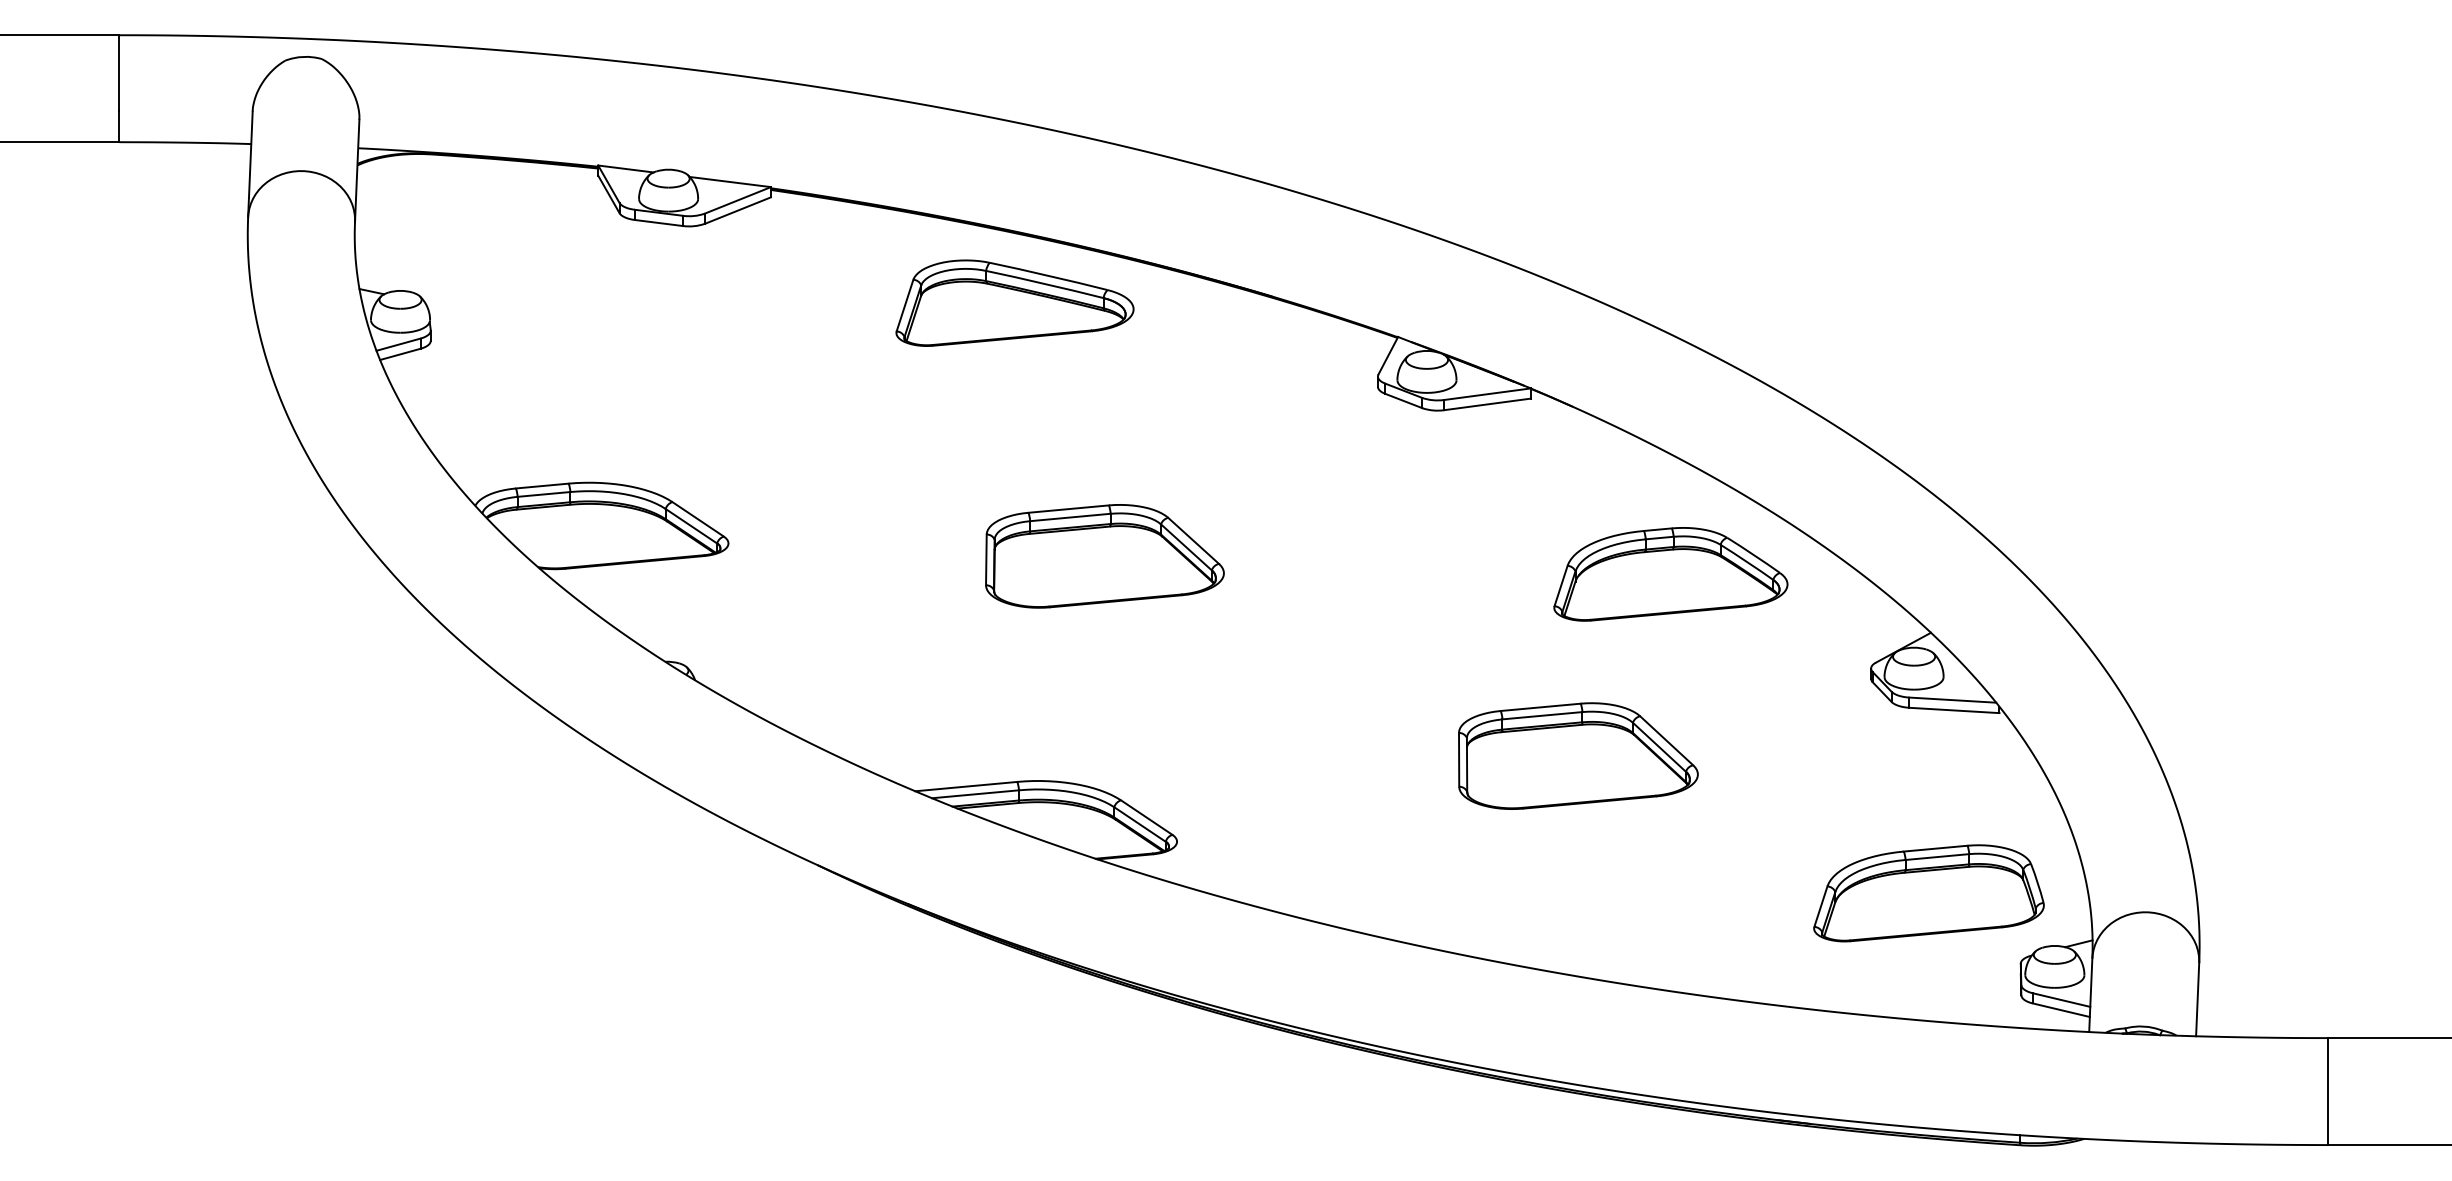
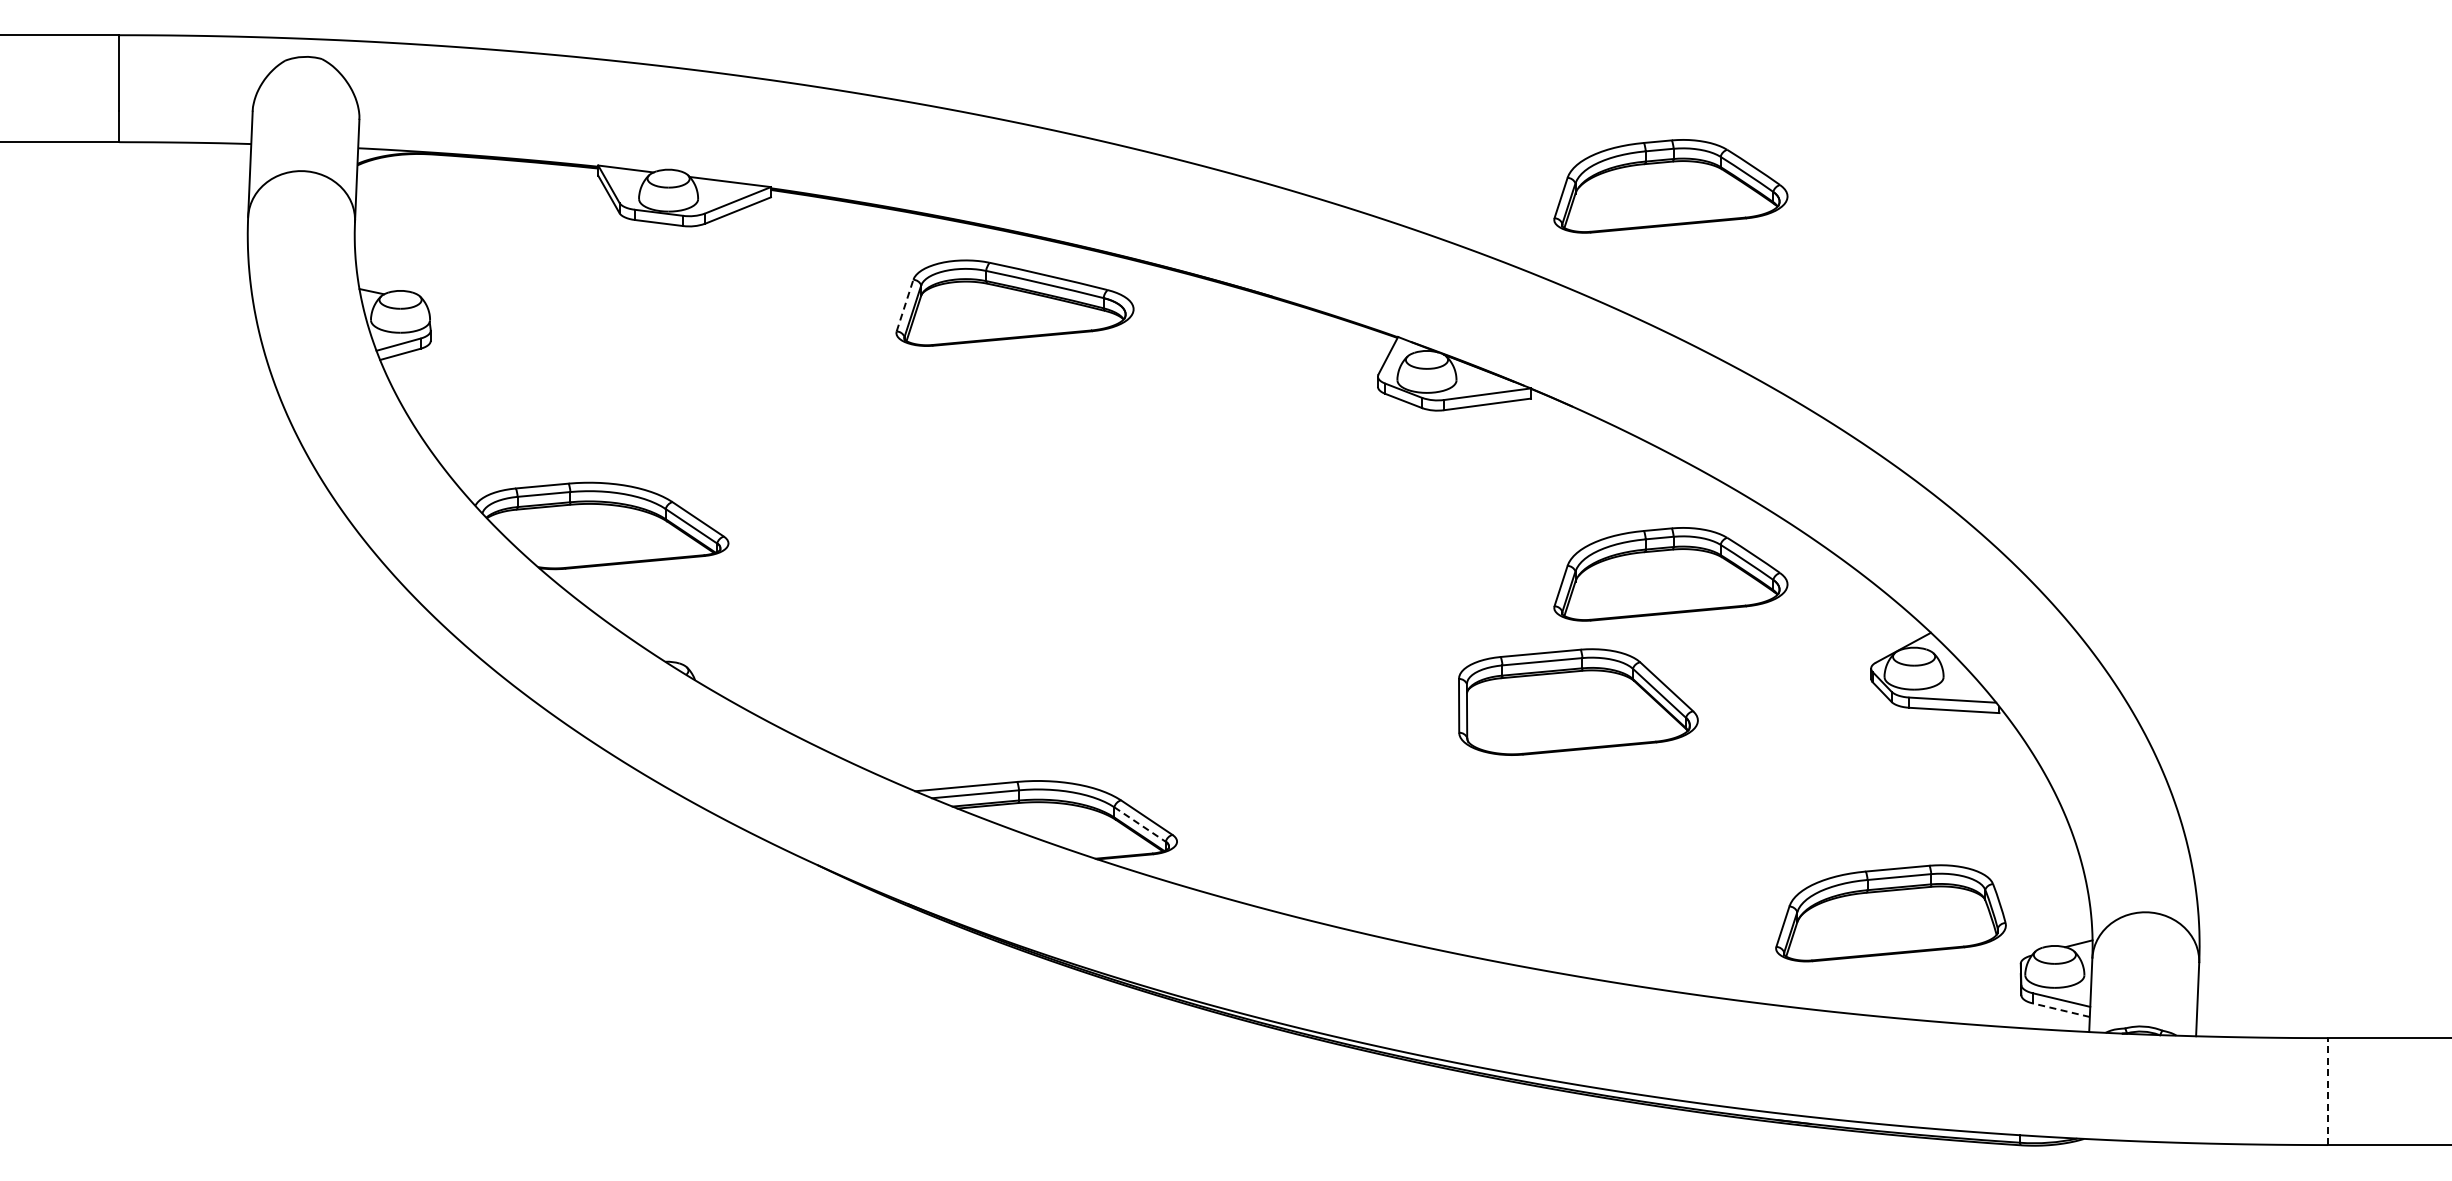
part: none -> present (1670, 186)
line: solid -> dashed (905, 305)
part: present -> none (1104, 556)
part position: (1578, 755) -> (1578, 701) (1578, 701)
line: solid -> dashed (1139, 824)
part position: (1928, 893) -> (1890, 913) (1890, 913)
line: solid -> dashed (2060, 1010)
line: solid -> dashed (2328, 1091)
